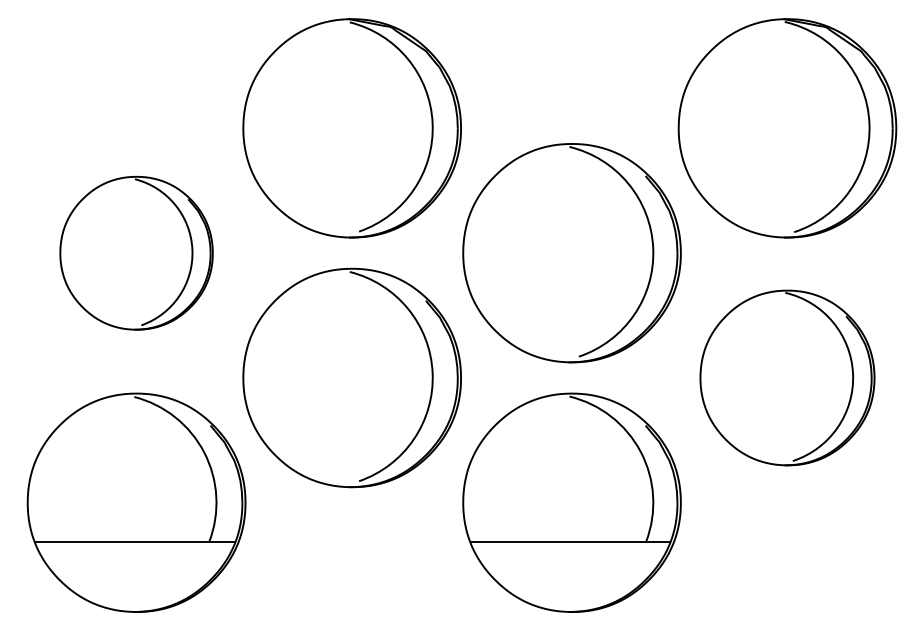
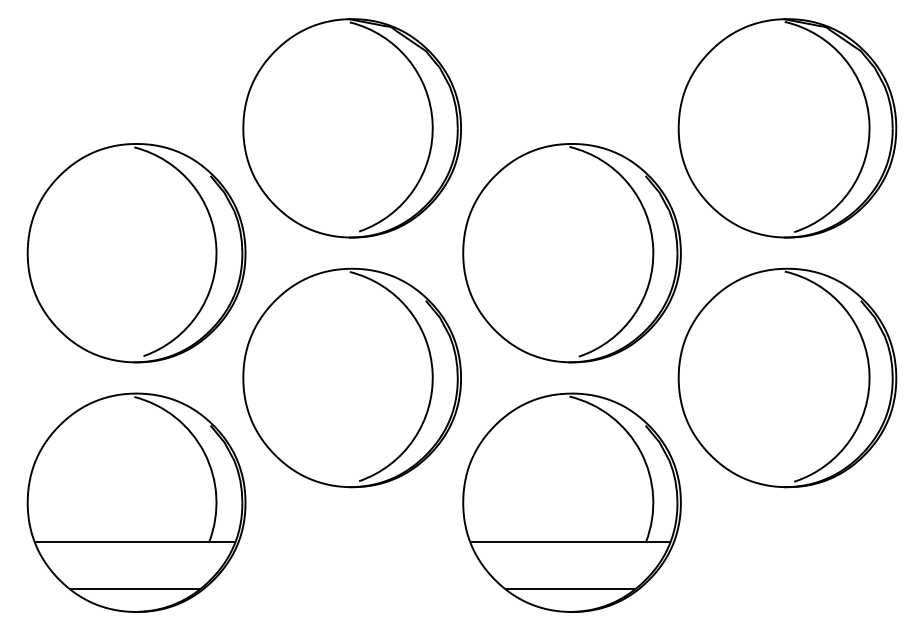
part size: 155x156 px -> 221x221 px (136, 253)
part size: 177x178 px -> 221x222 px (787, 377)
line: none -> present (134, 588)
line: none -> present (570, 588)
